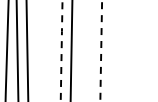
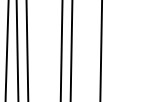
line: dashed -> solid (61, 50)
line: dashed -> solid (101, 51)
